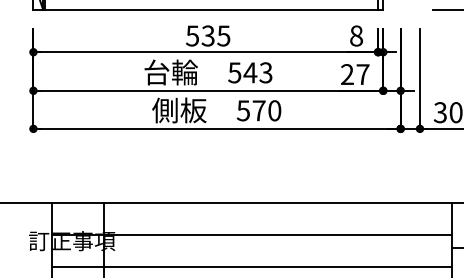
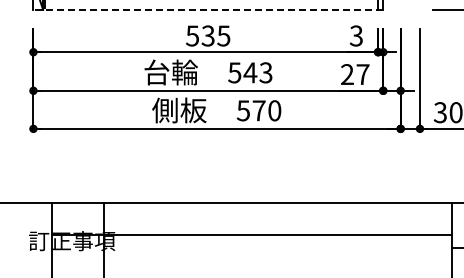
line: solid -> dashed (208, 9)
text: 8 -> 3 (356, 35)
line: present -> none (251, 267)
